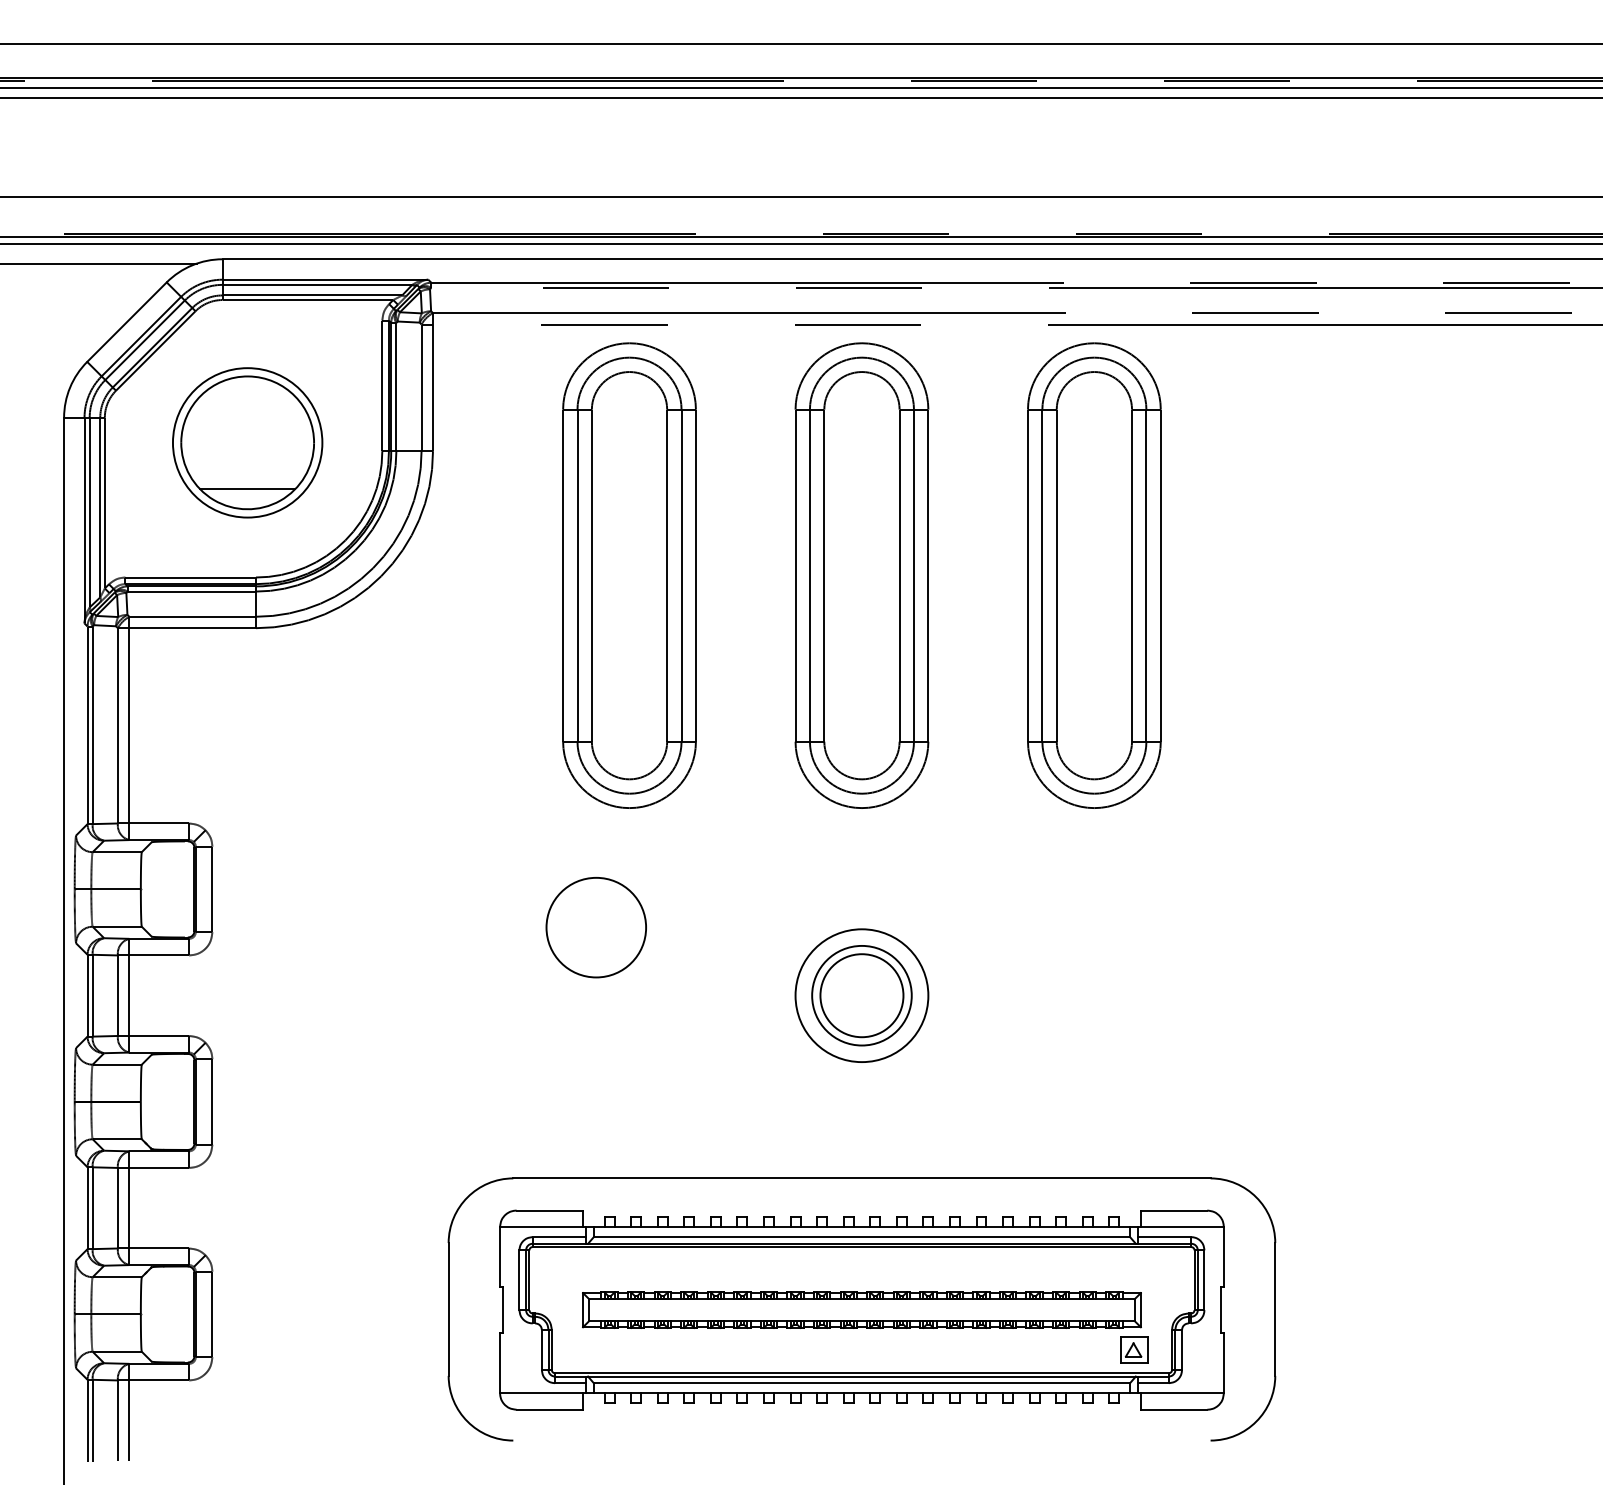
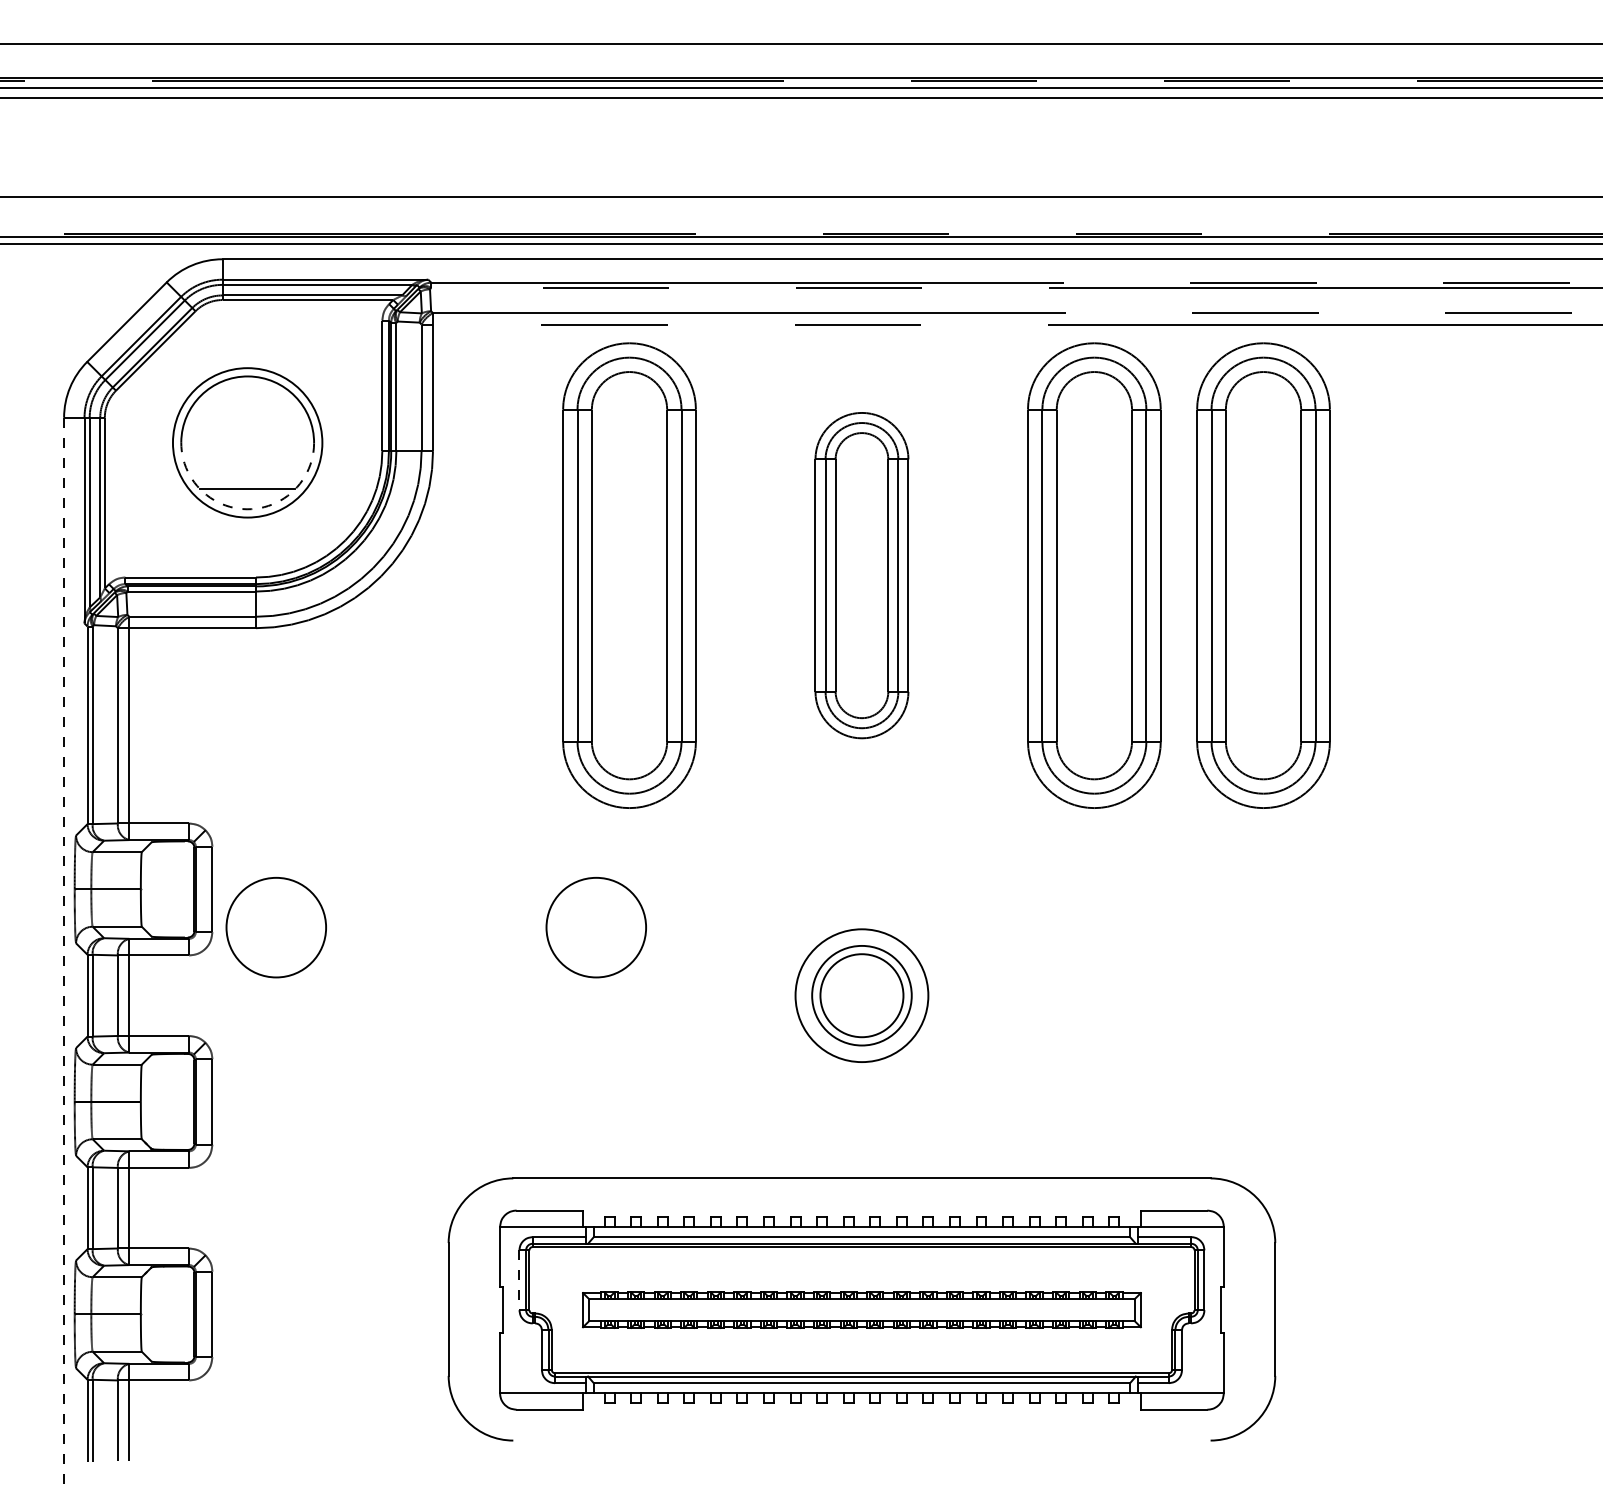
line: present -> none (99, 263)
arc: solid -> dashed (247, 509)
part size: 136x467 px -> 96x328 px (861, 575)
part: none -> present (1263, 575)
circle: none -> present (275, 927)
line: solid -> dashed (64, 950)
line: solid -> dashed (519, 1280)
part: present -> none (1134, 1349)
